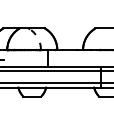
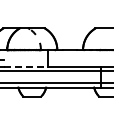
line: solid -> dashed (26, 66)
